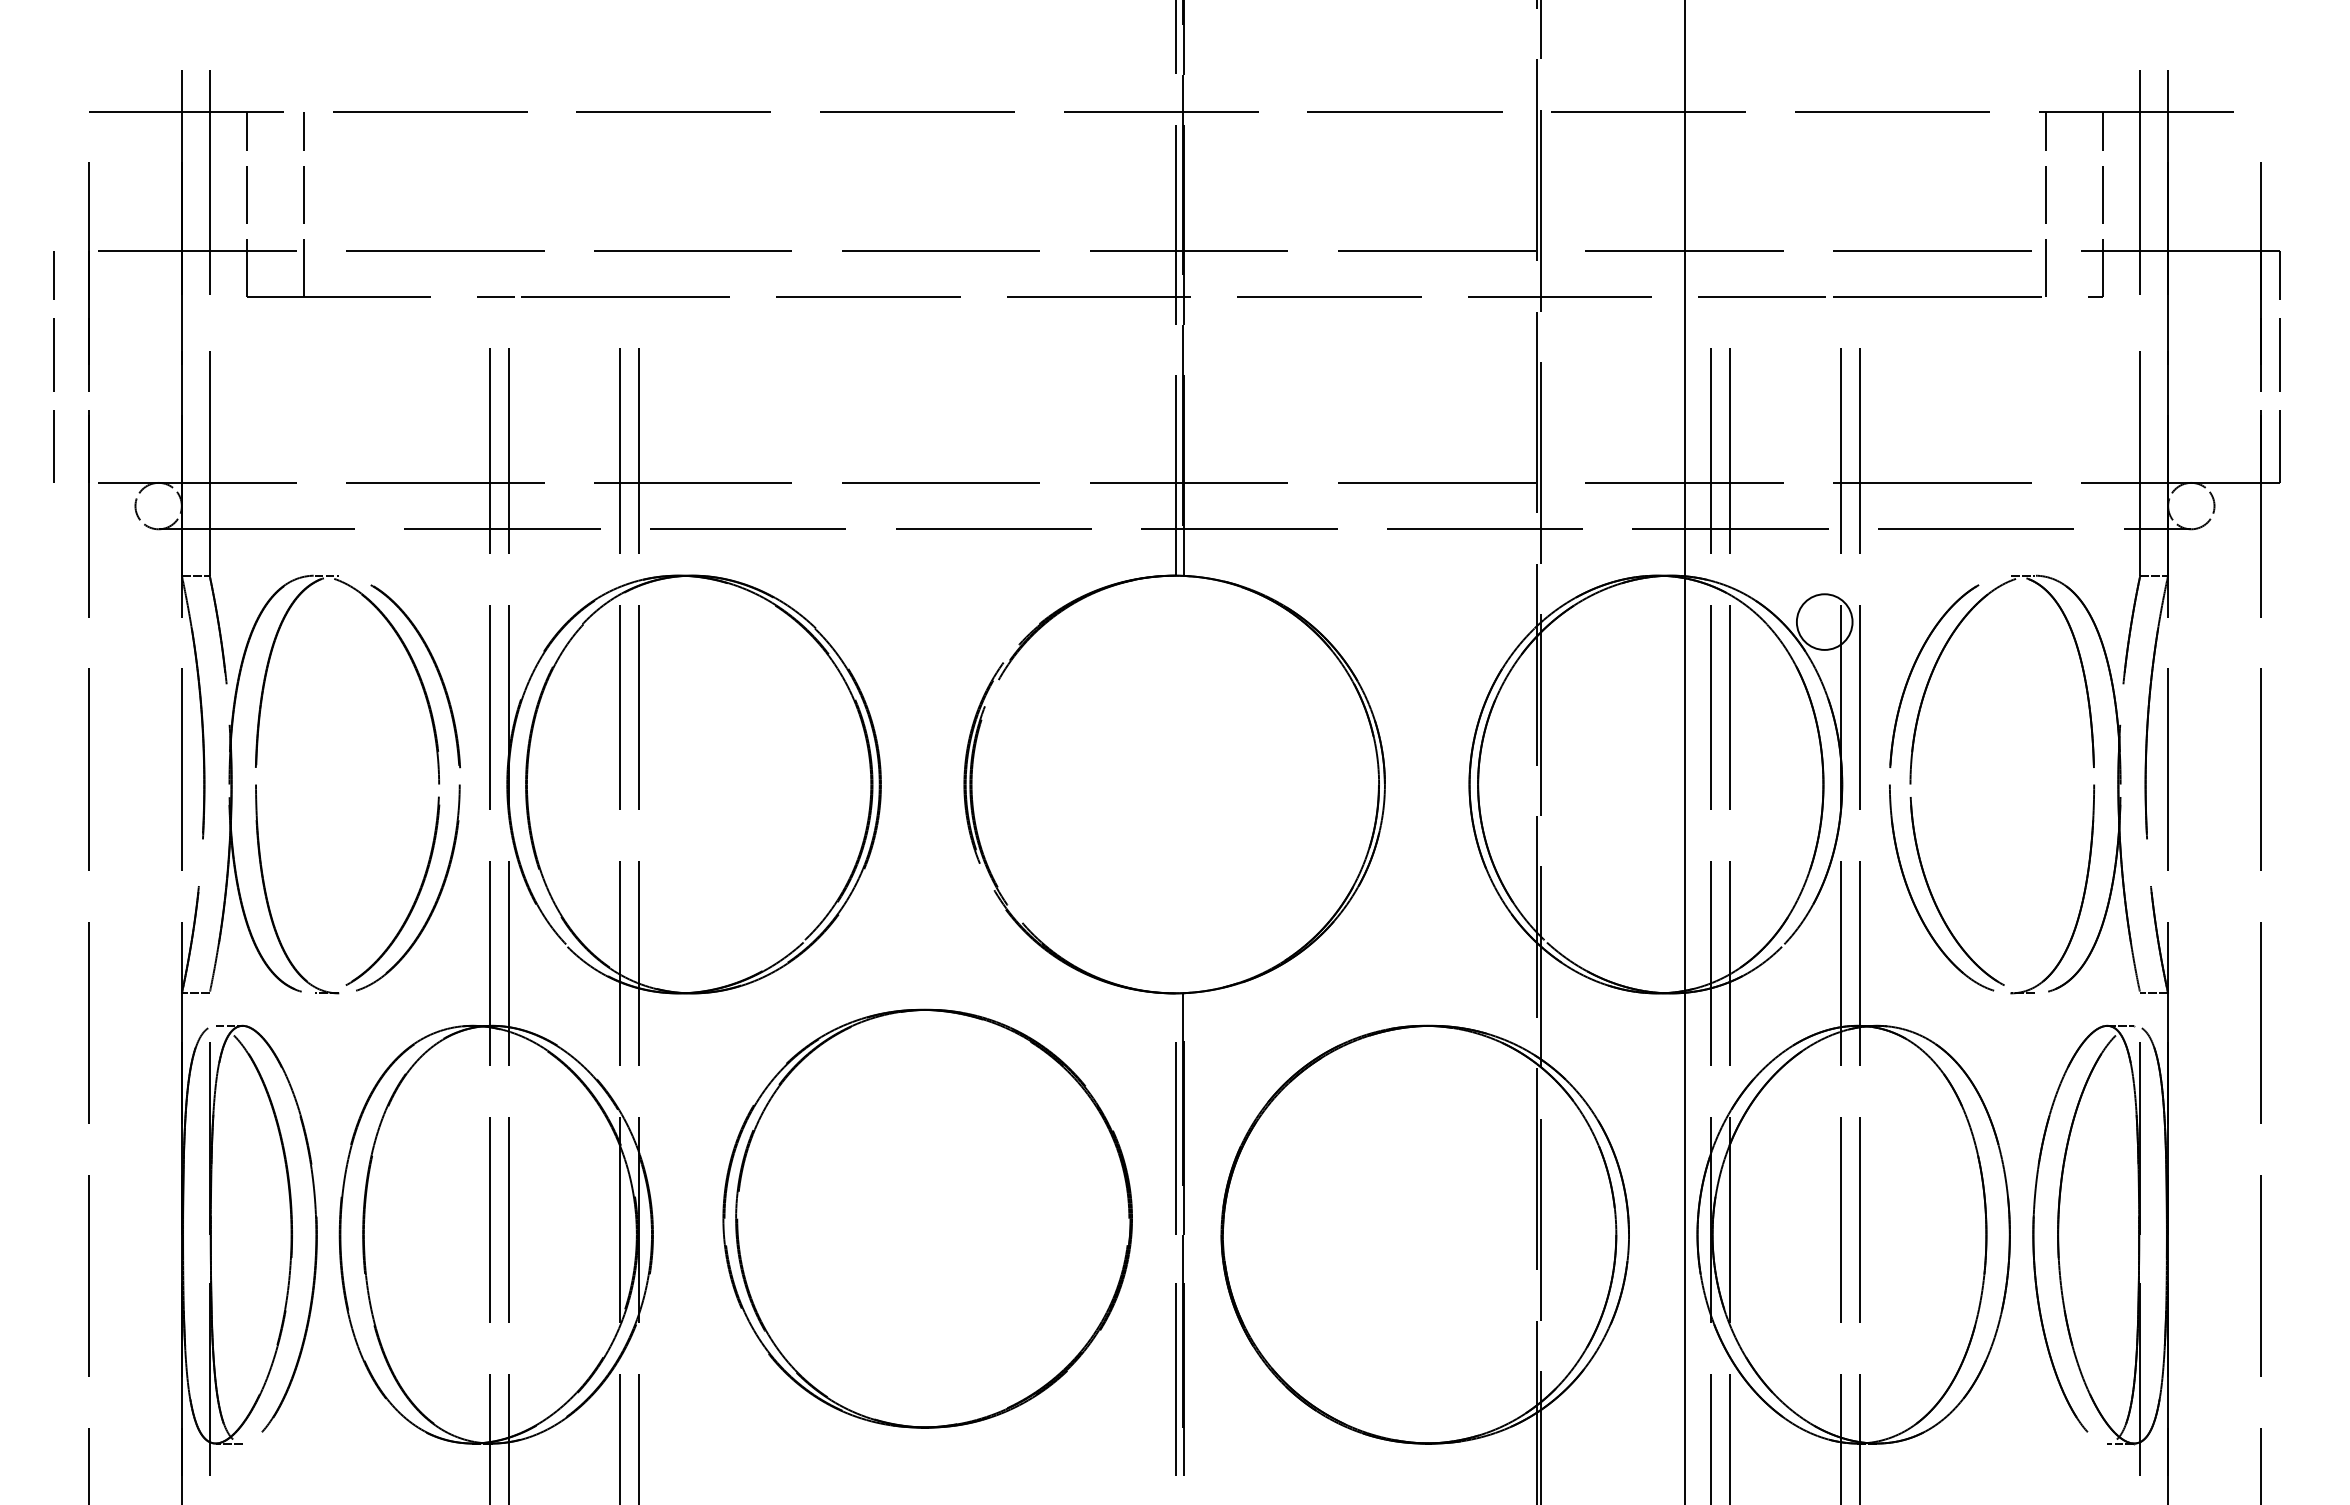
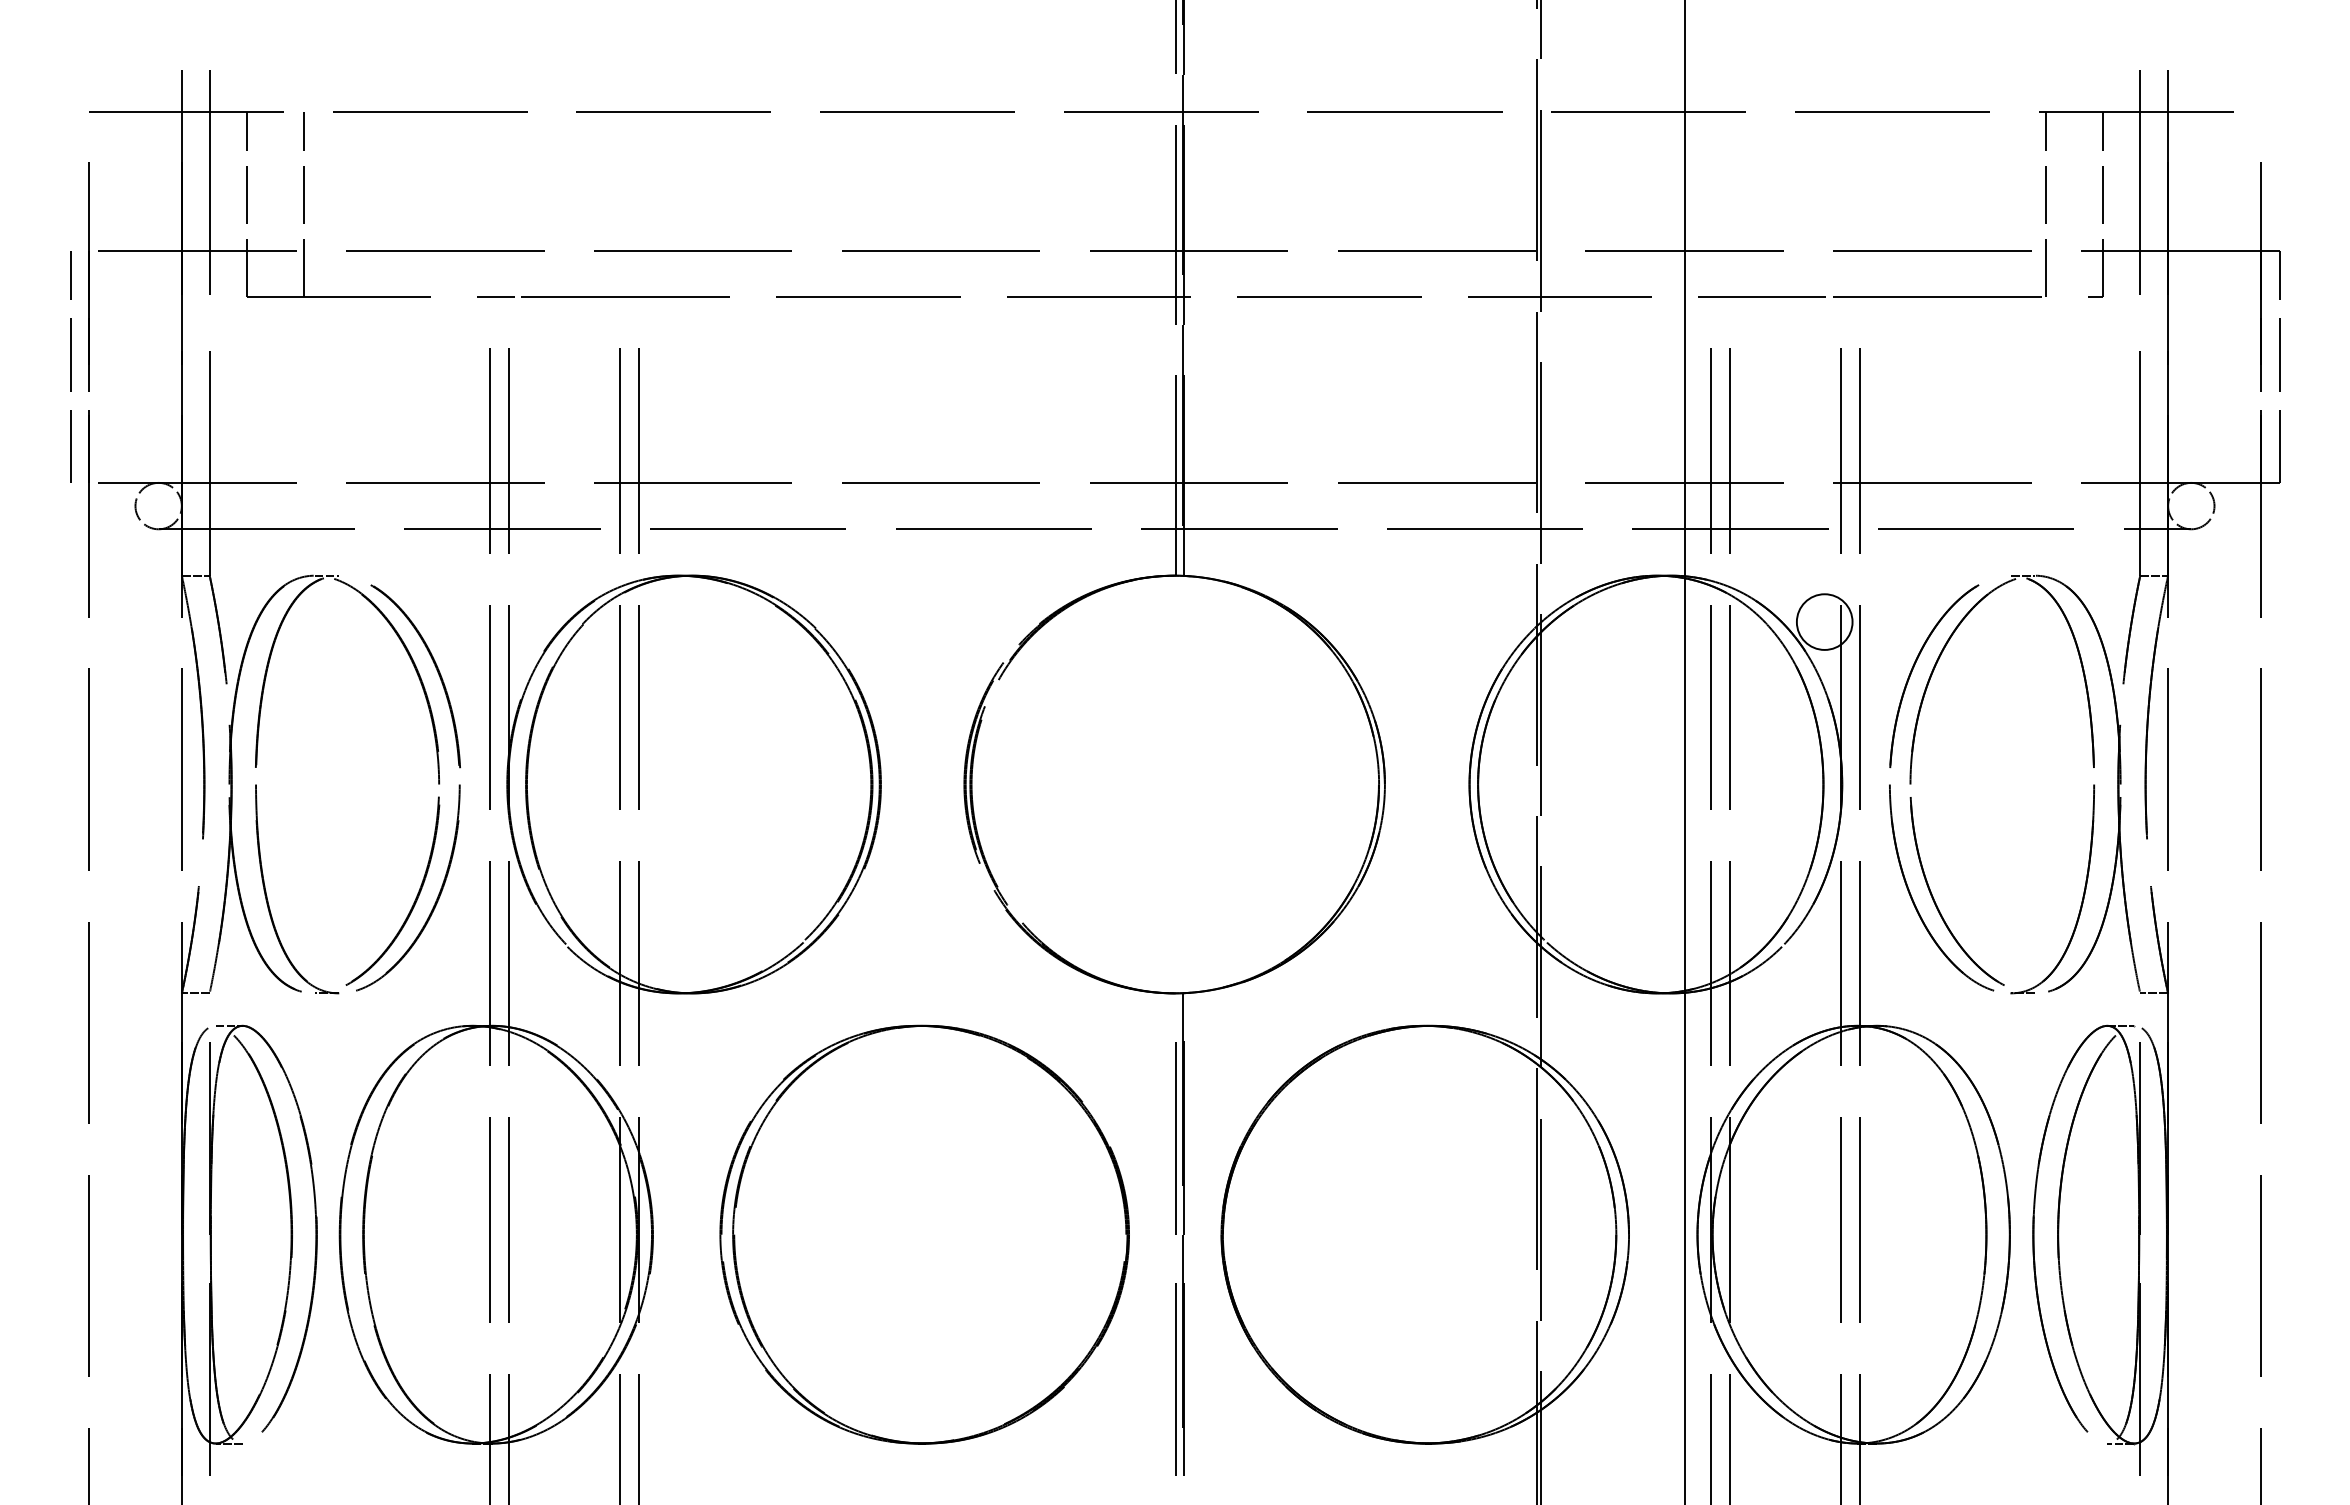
line position: (53, 366) -> (70, 366) (70, 366)
part position: (927, 1218) -> (924, 1234) (924, 1234)
